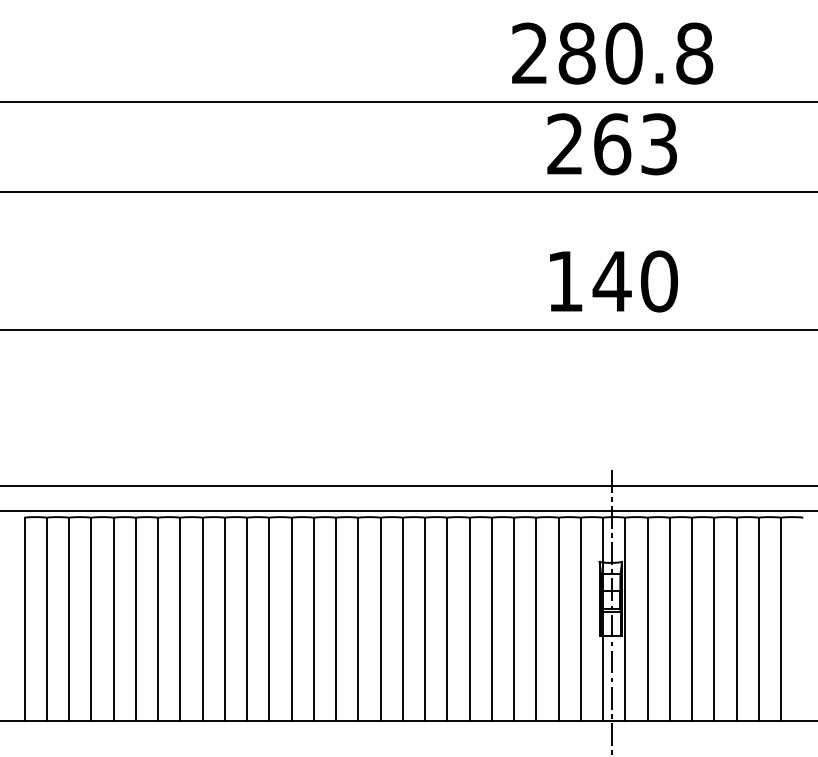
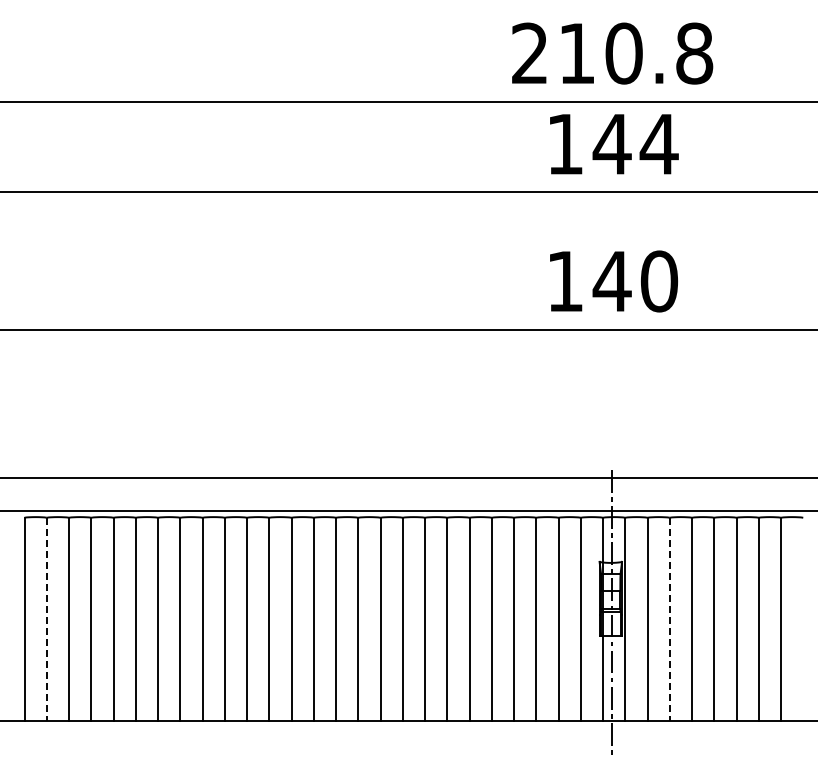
text: 280.8 -> 210.8 (576, 53)
text: 263 -> 144 (612, 144)
line position: (408, 485) -> (408, 477) (408, 477)
line: solid -> dashed (46, 619)
line: solid -> dashed (669, 619)
